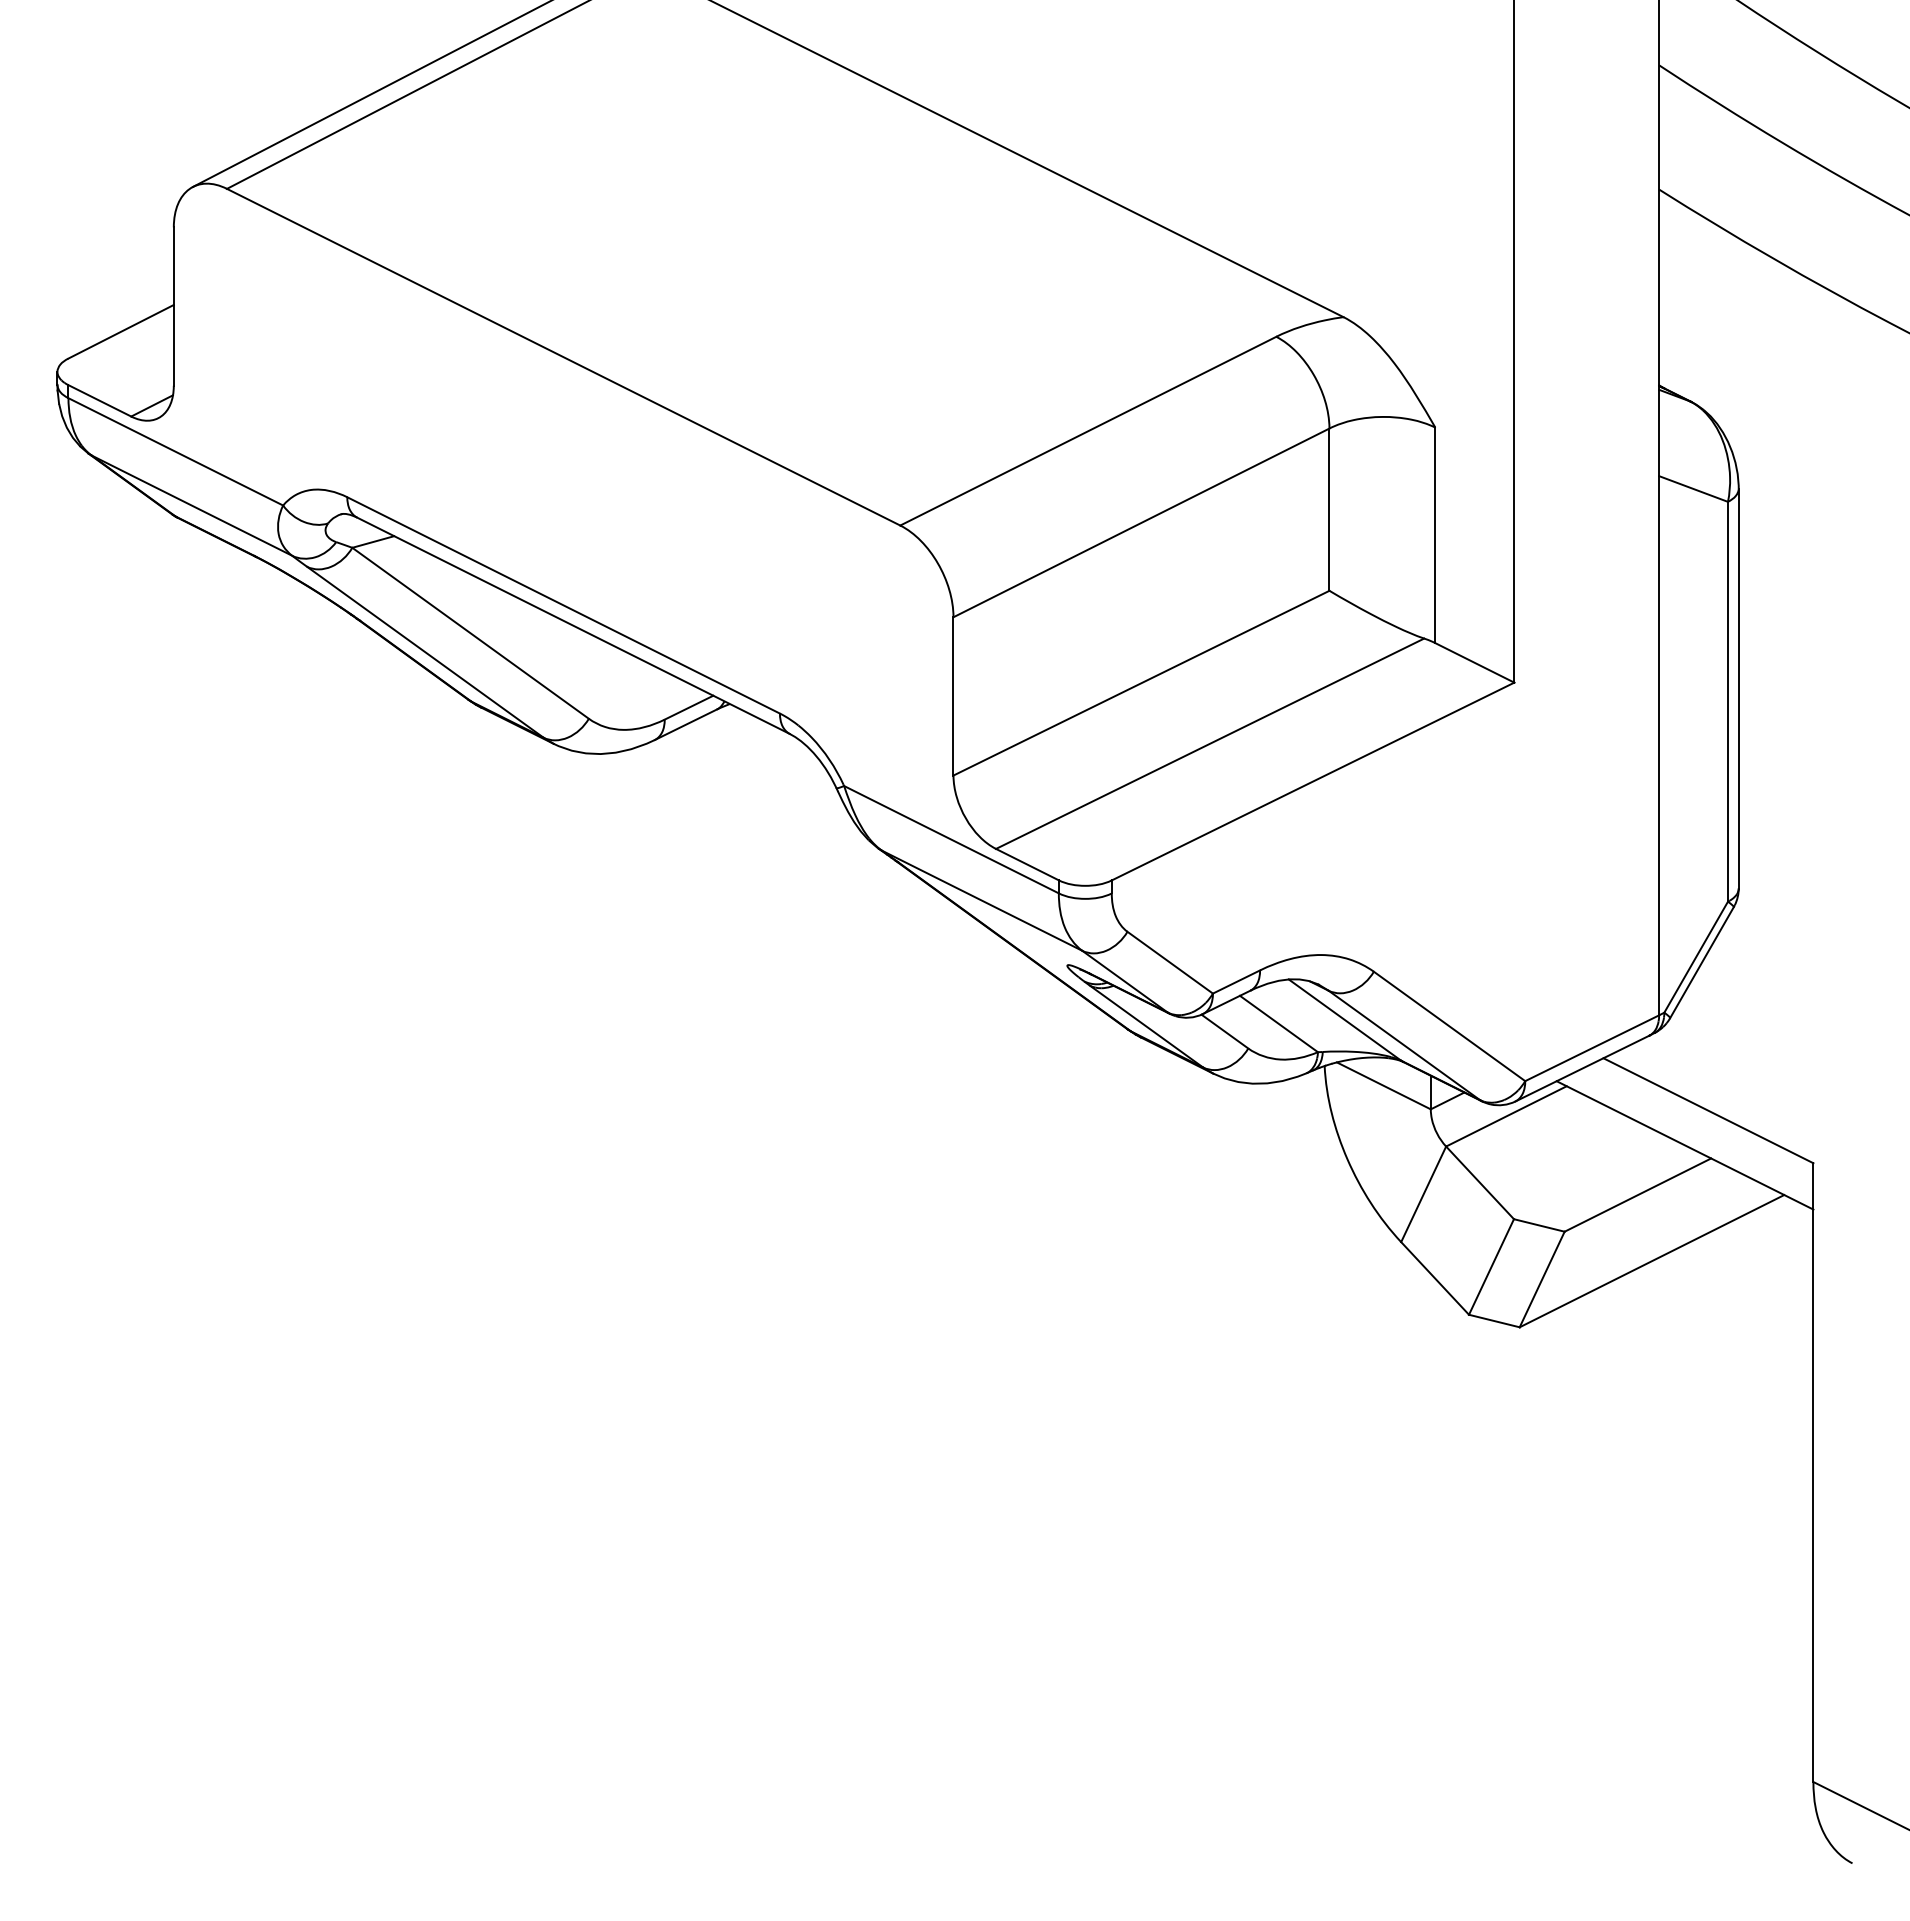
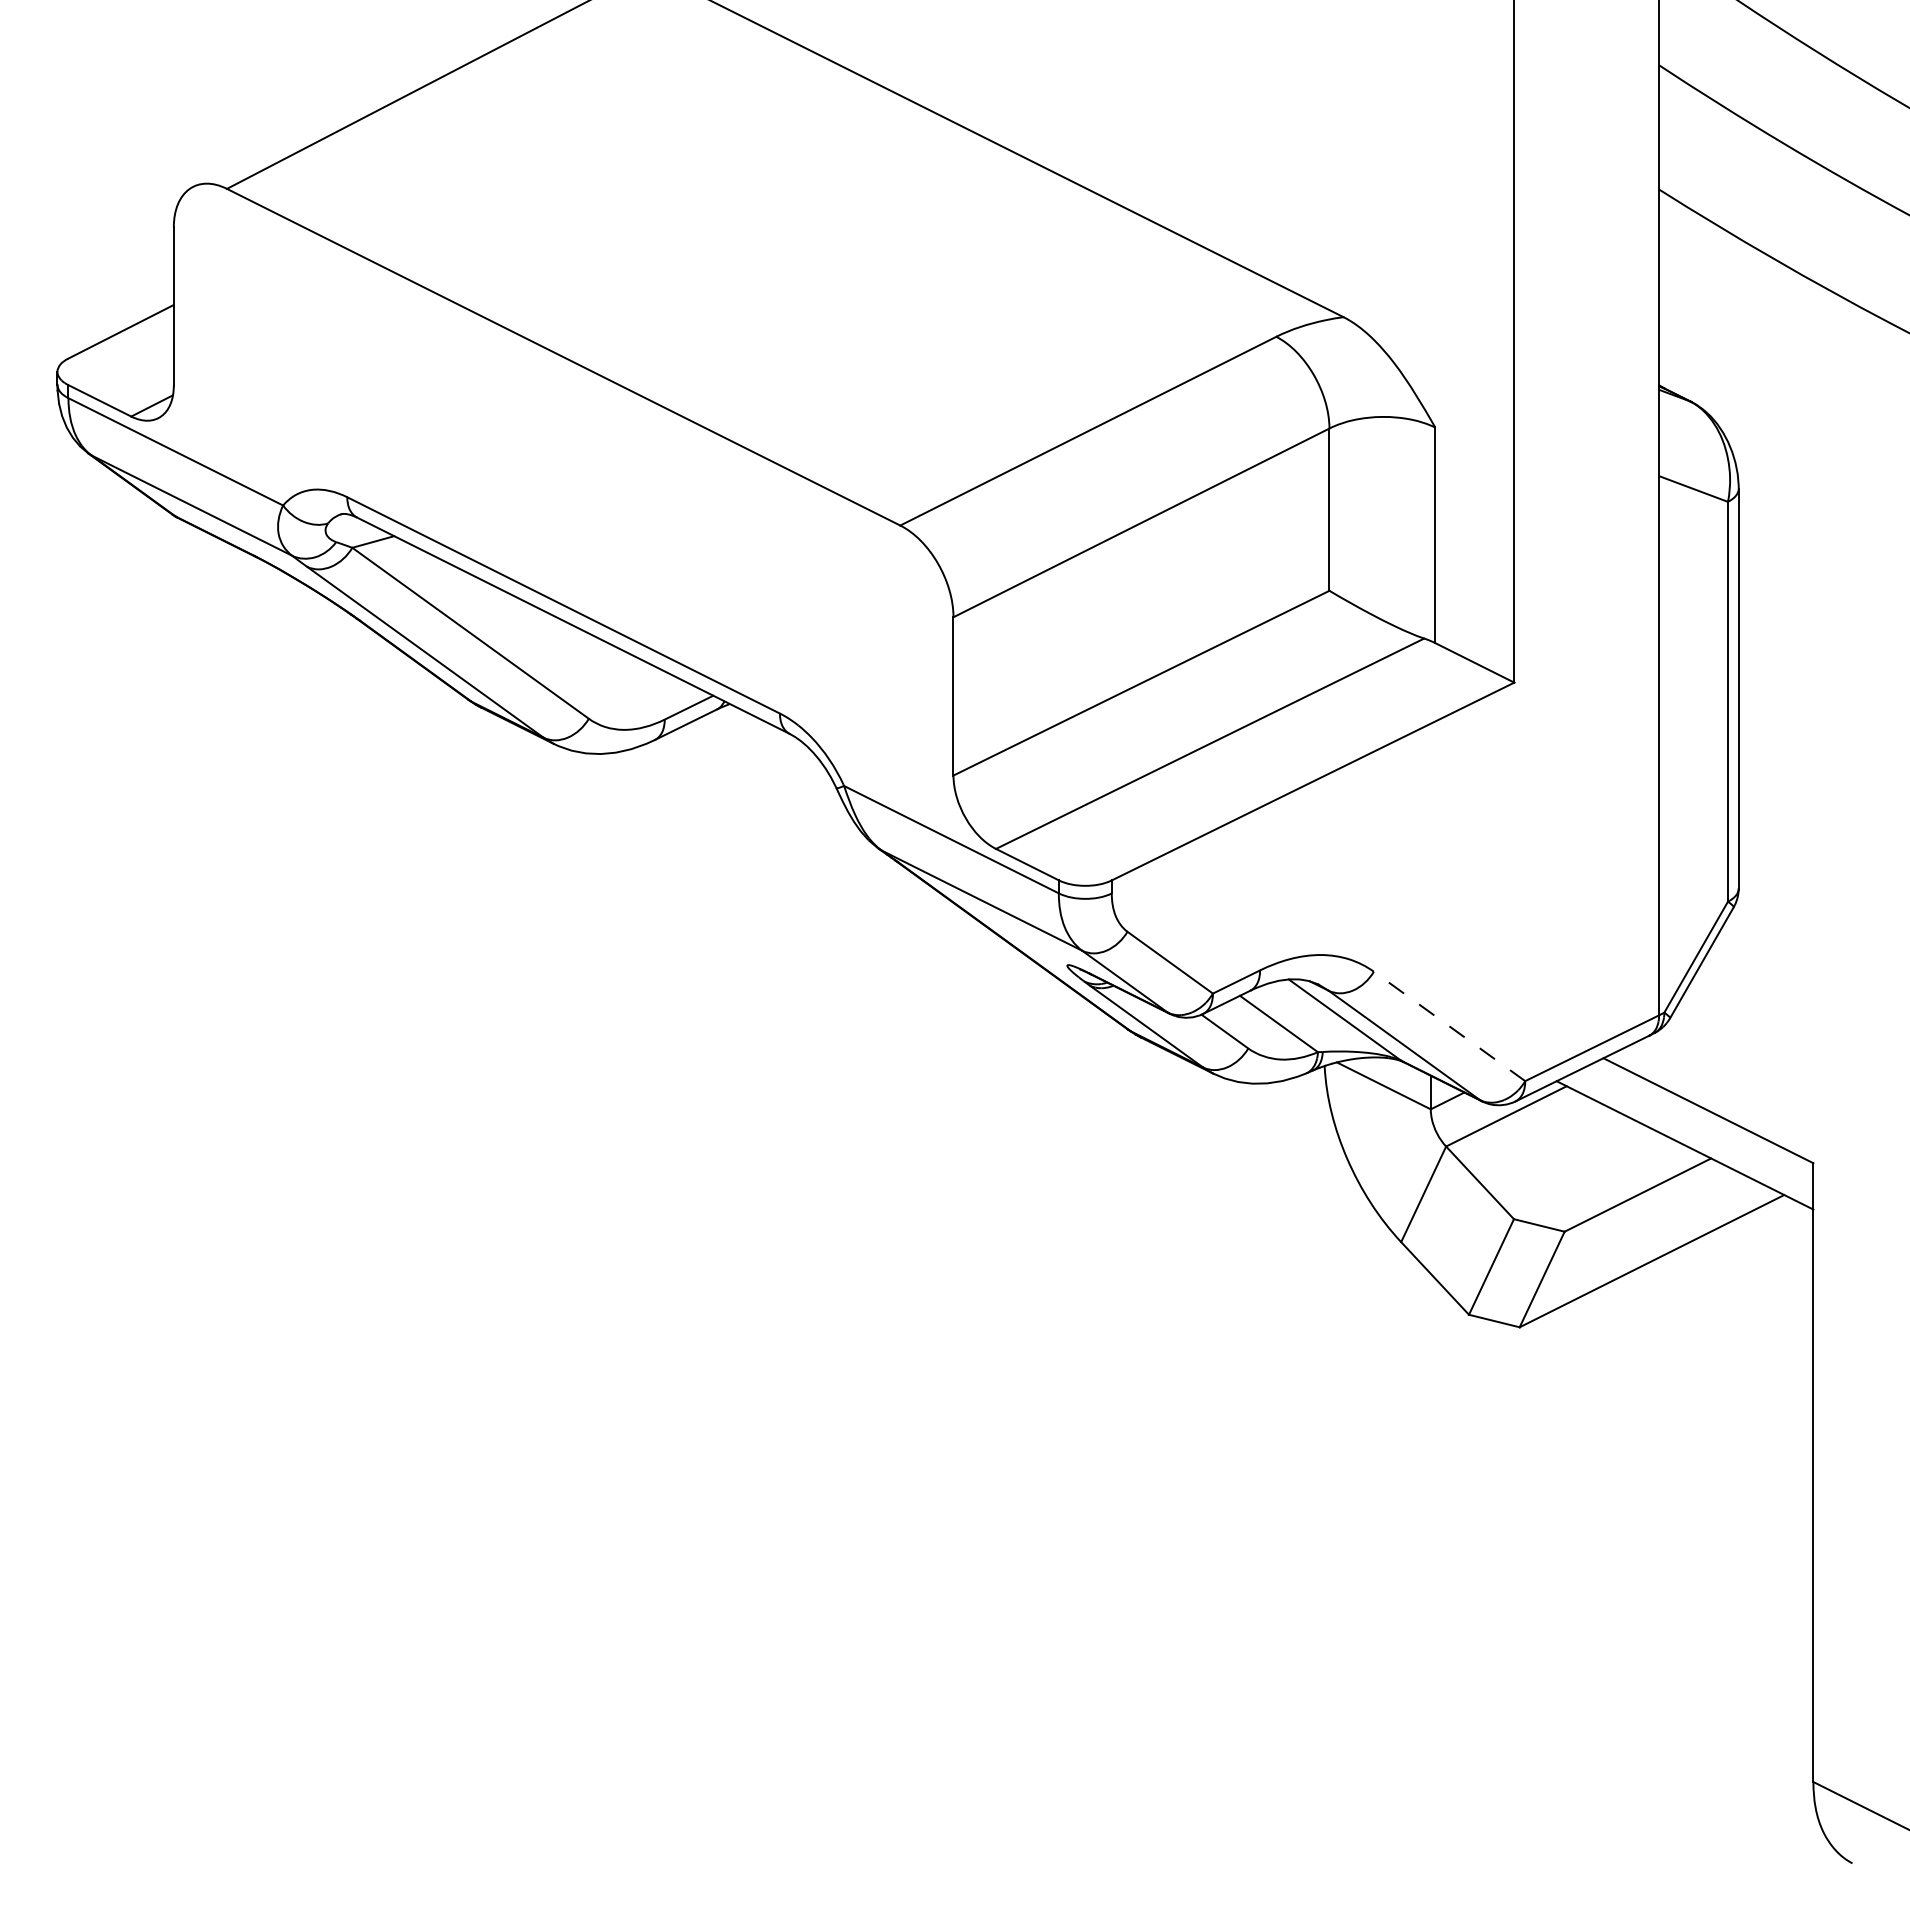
line: present -> none (370, 94)
line: solid -> dashed (1449, 1026)
